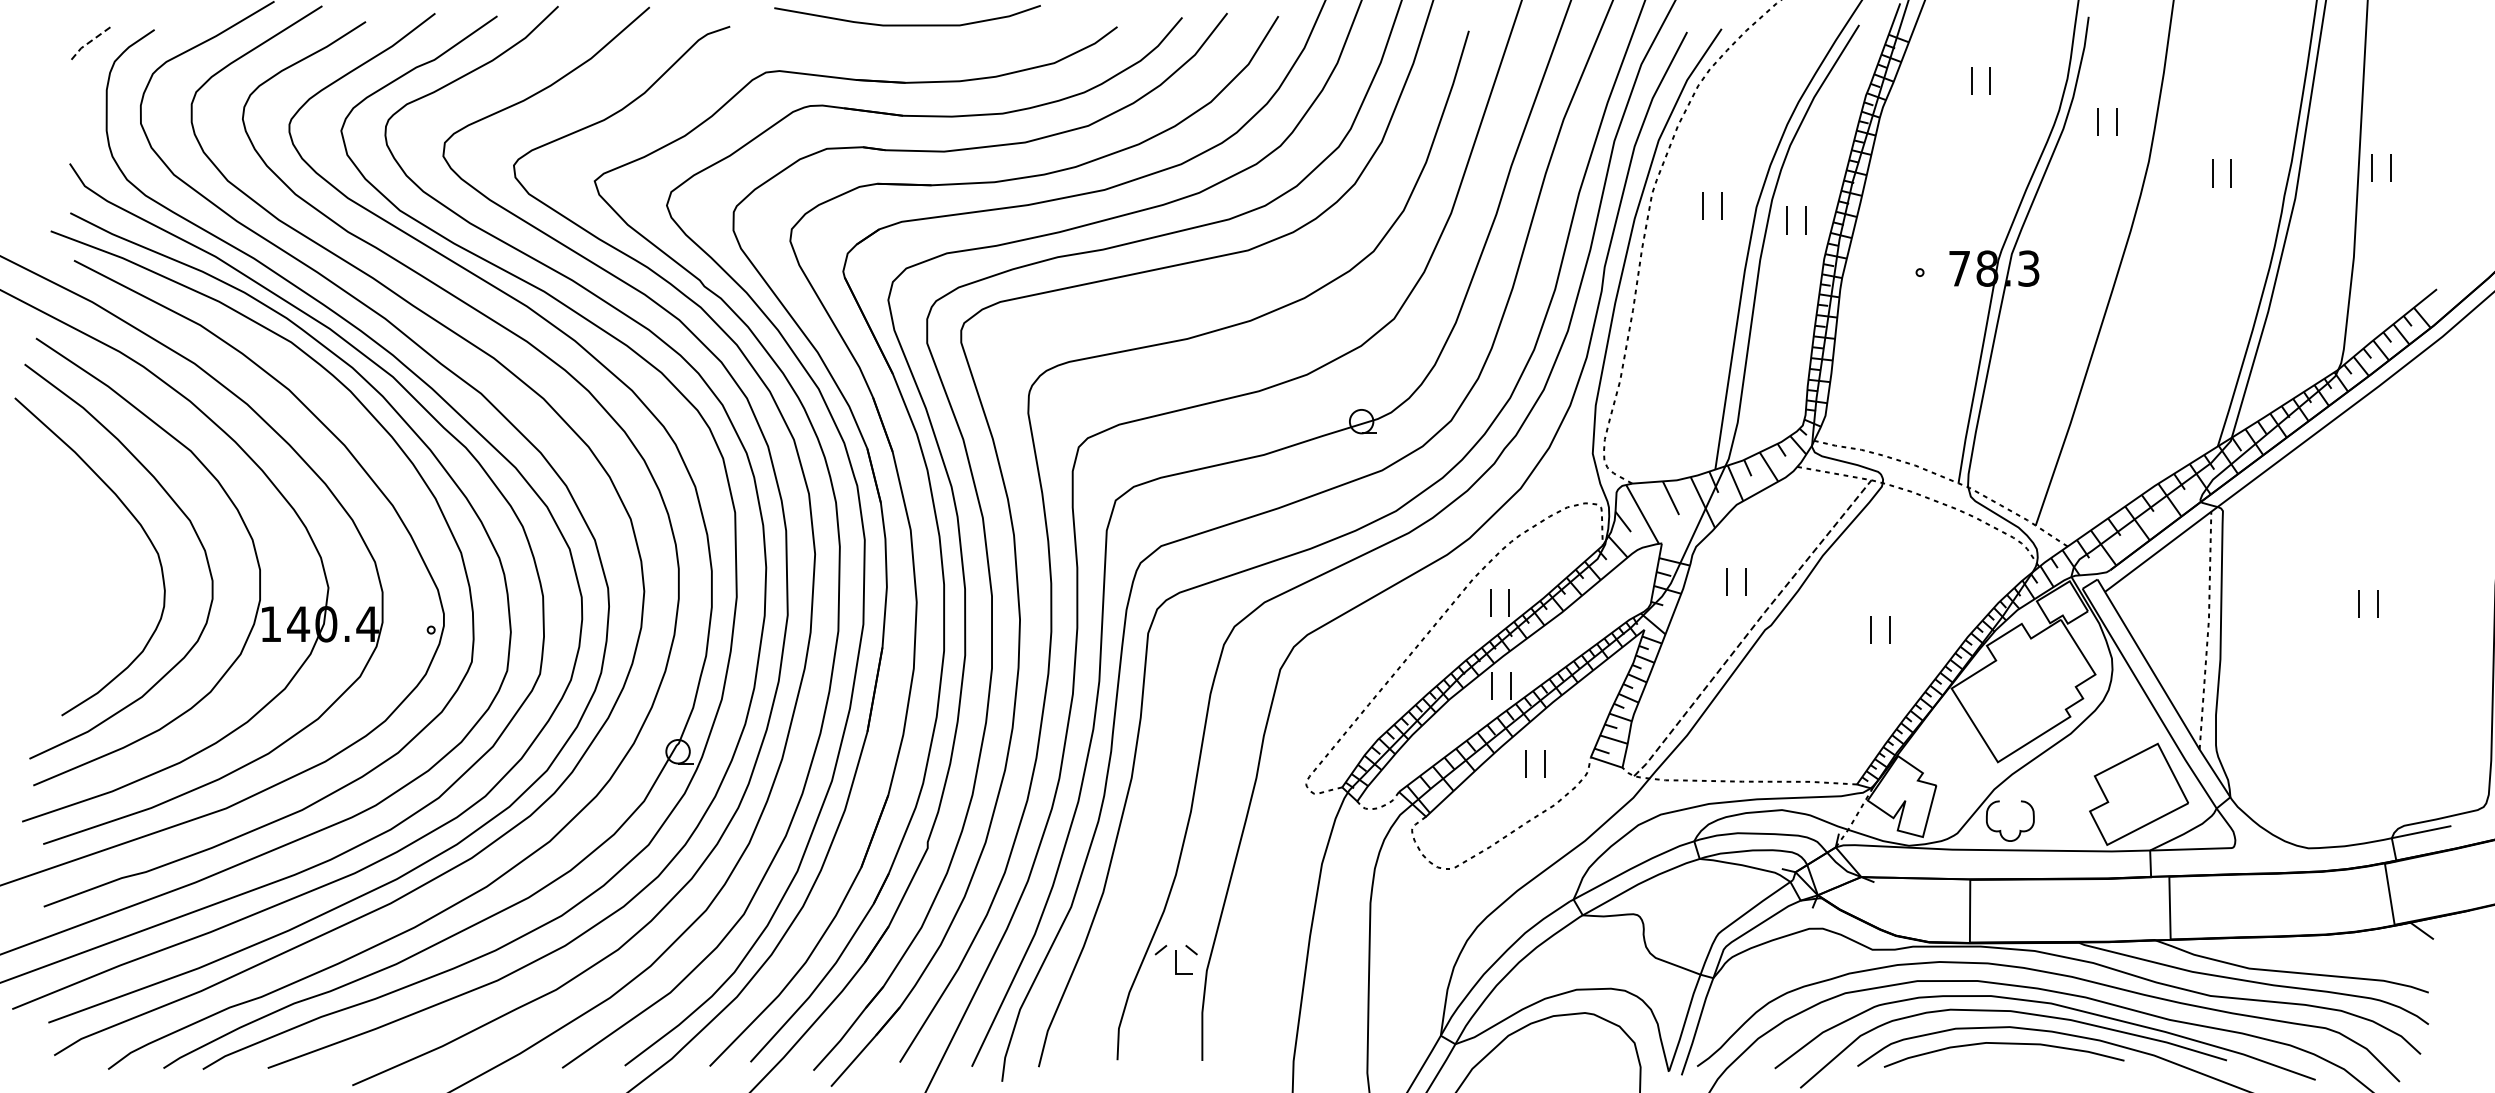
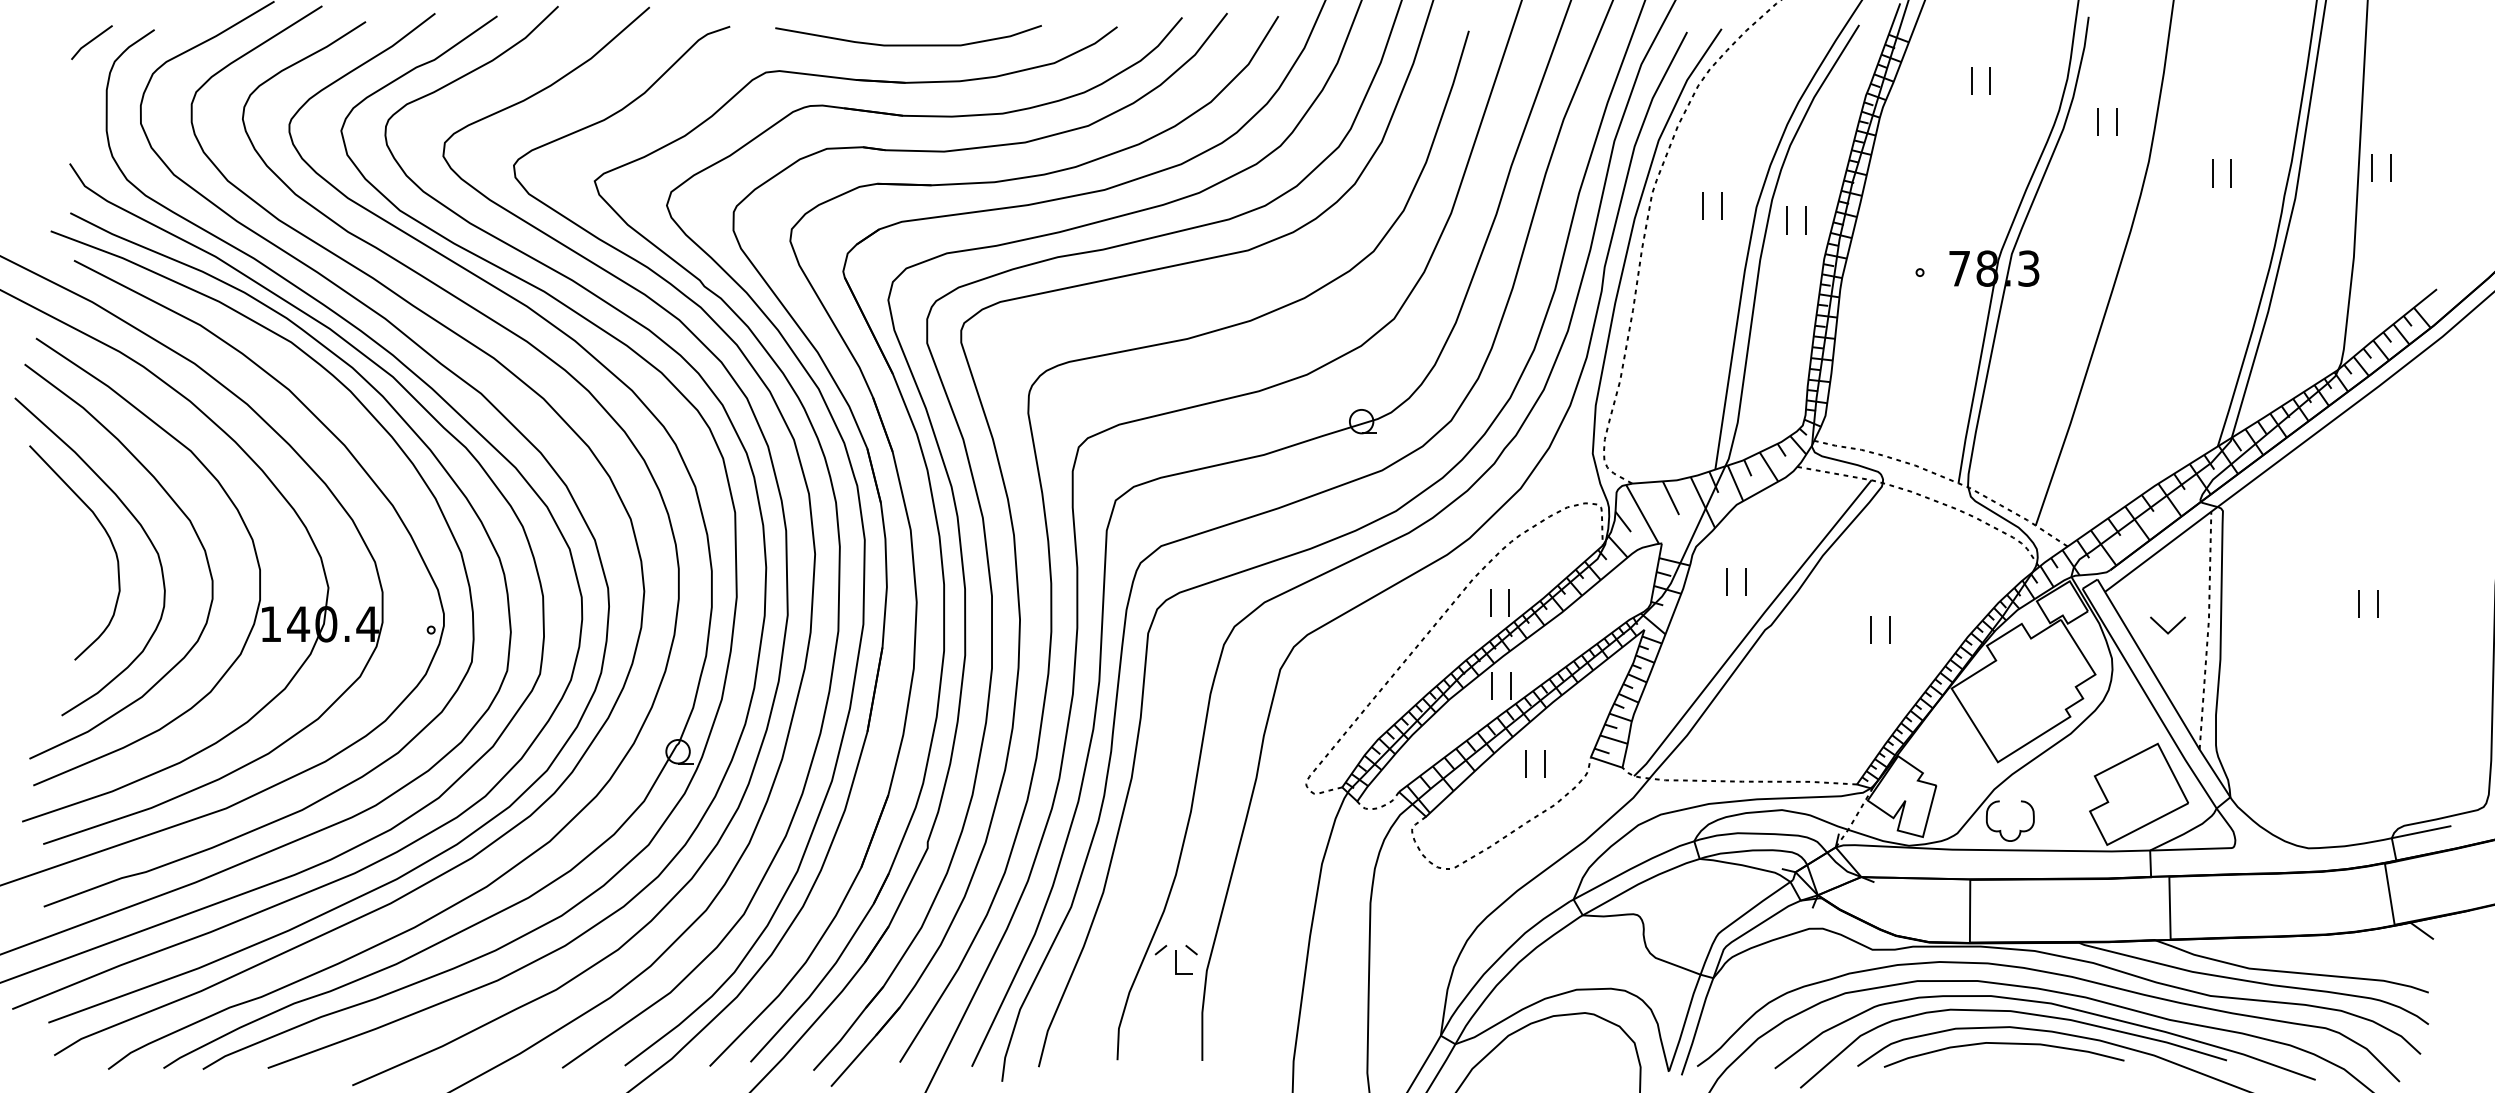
curve position: (907, 24) -> (908, 44) (908, 44)
line: dashed -> solid (90, 41)
curve: none -> present (107, 536)
part: none -> present (2167, 625)
line: dashed -> solid (1752, 628)
